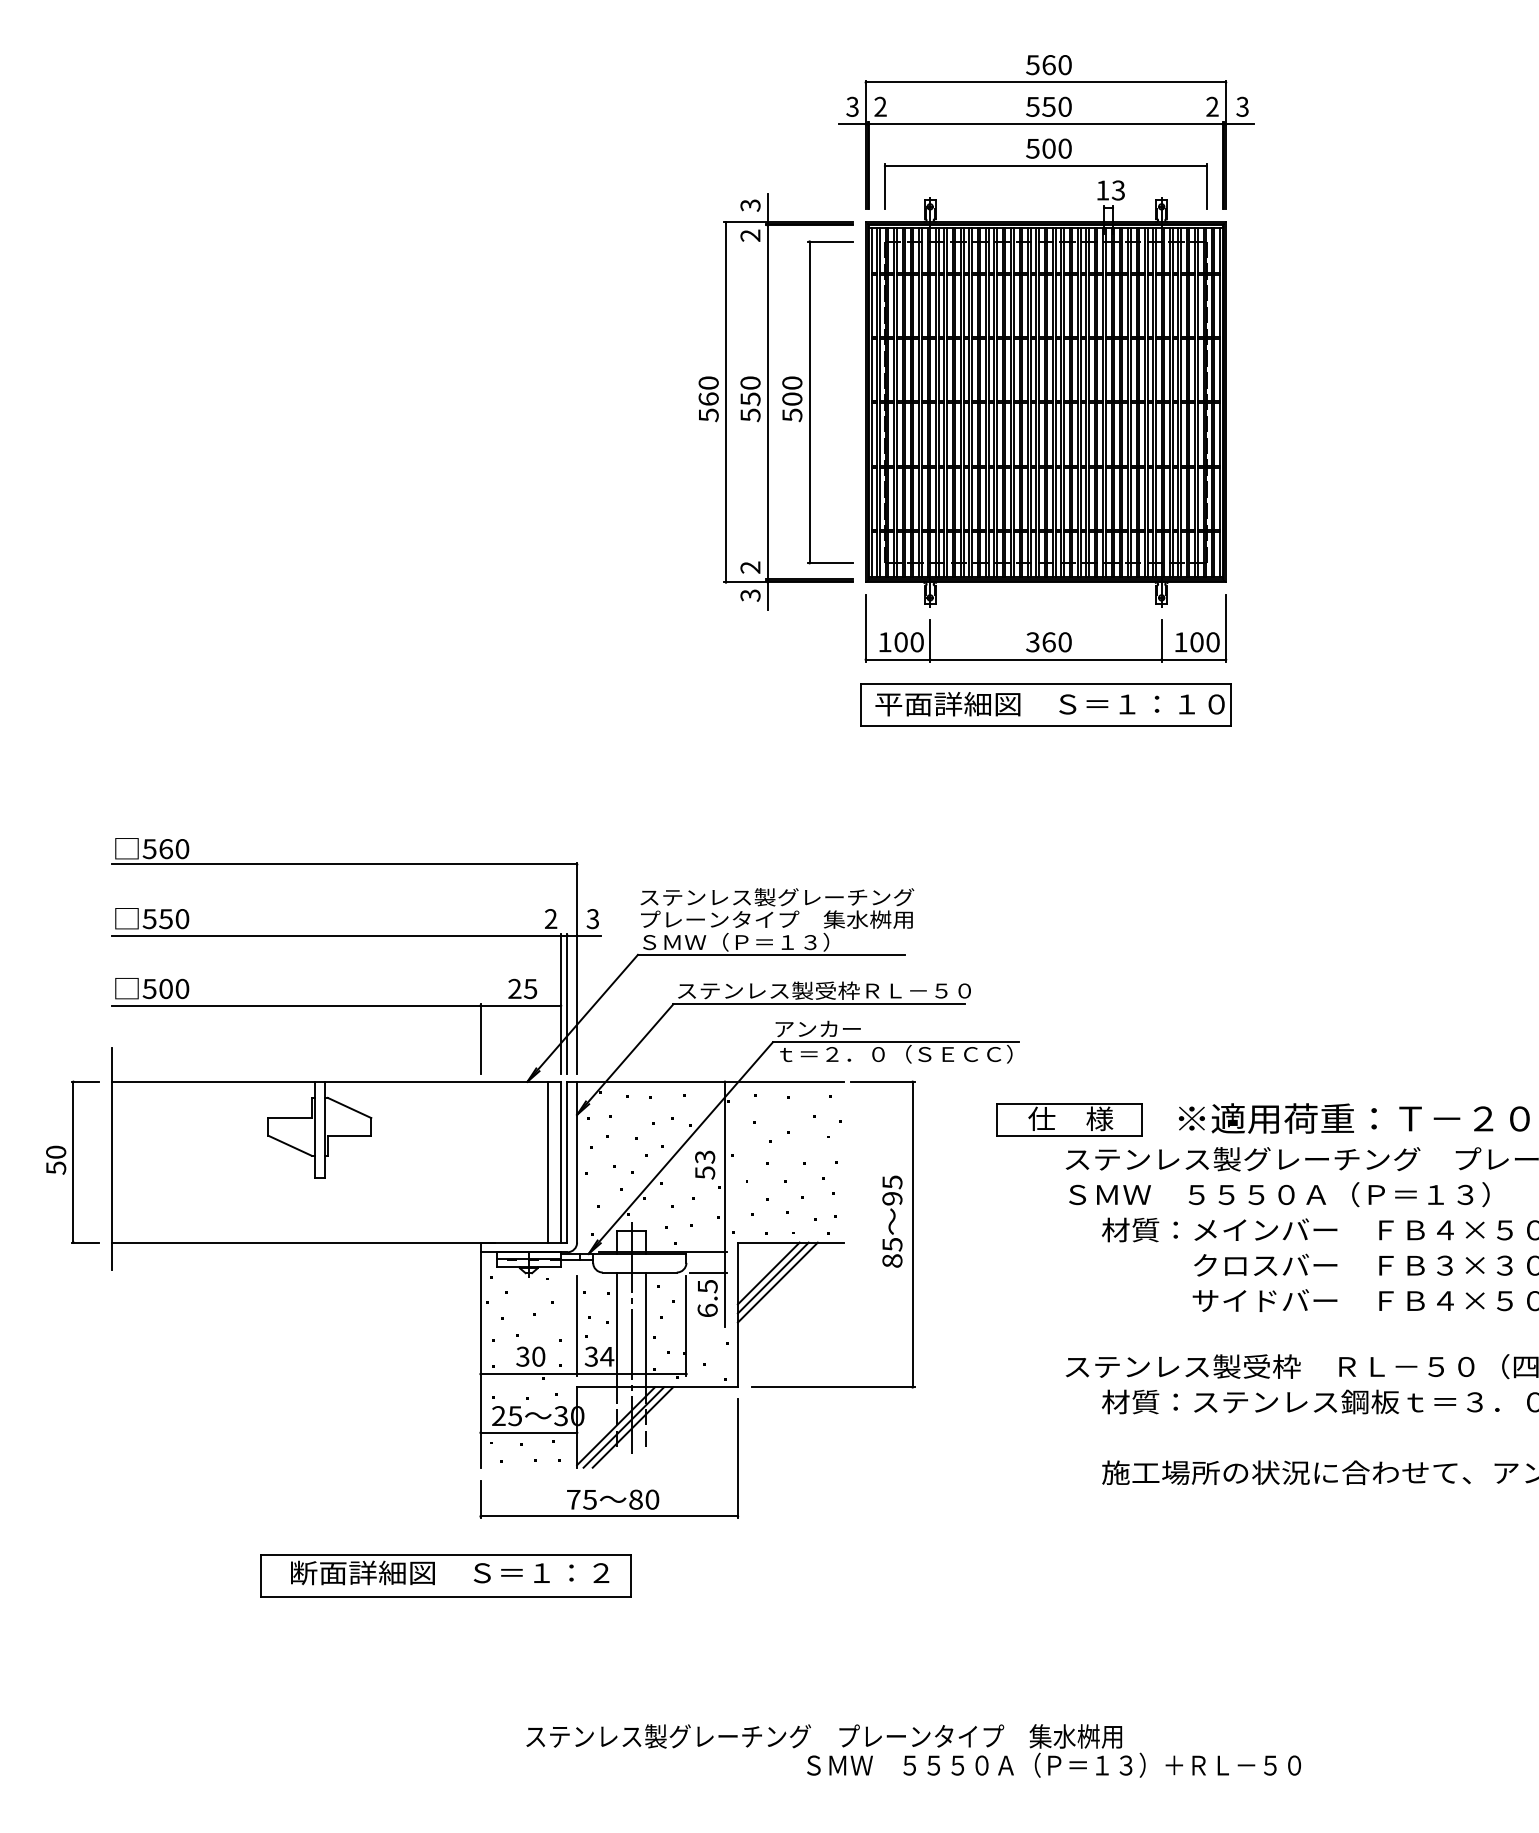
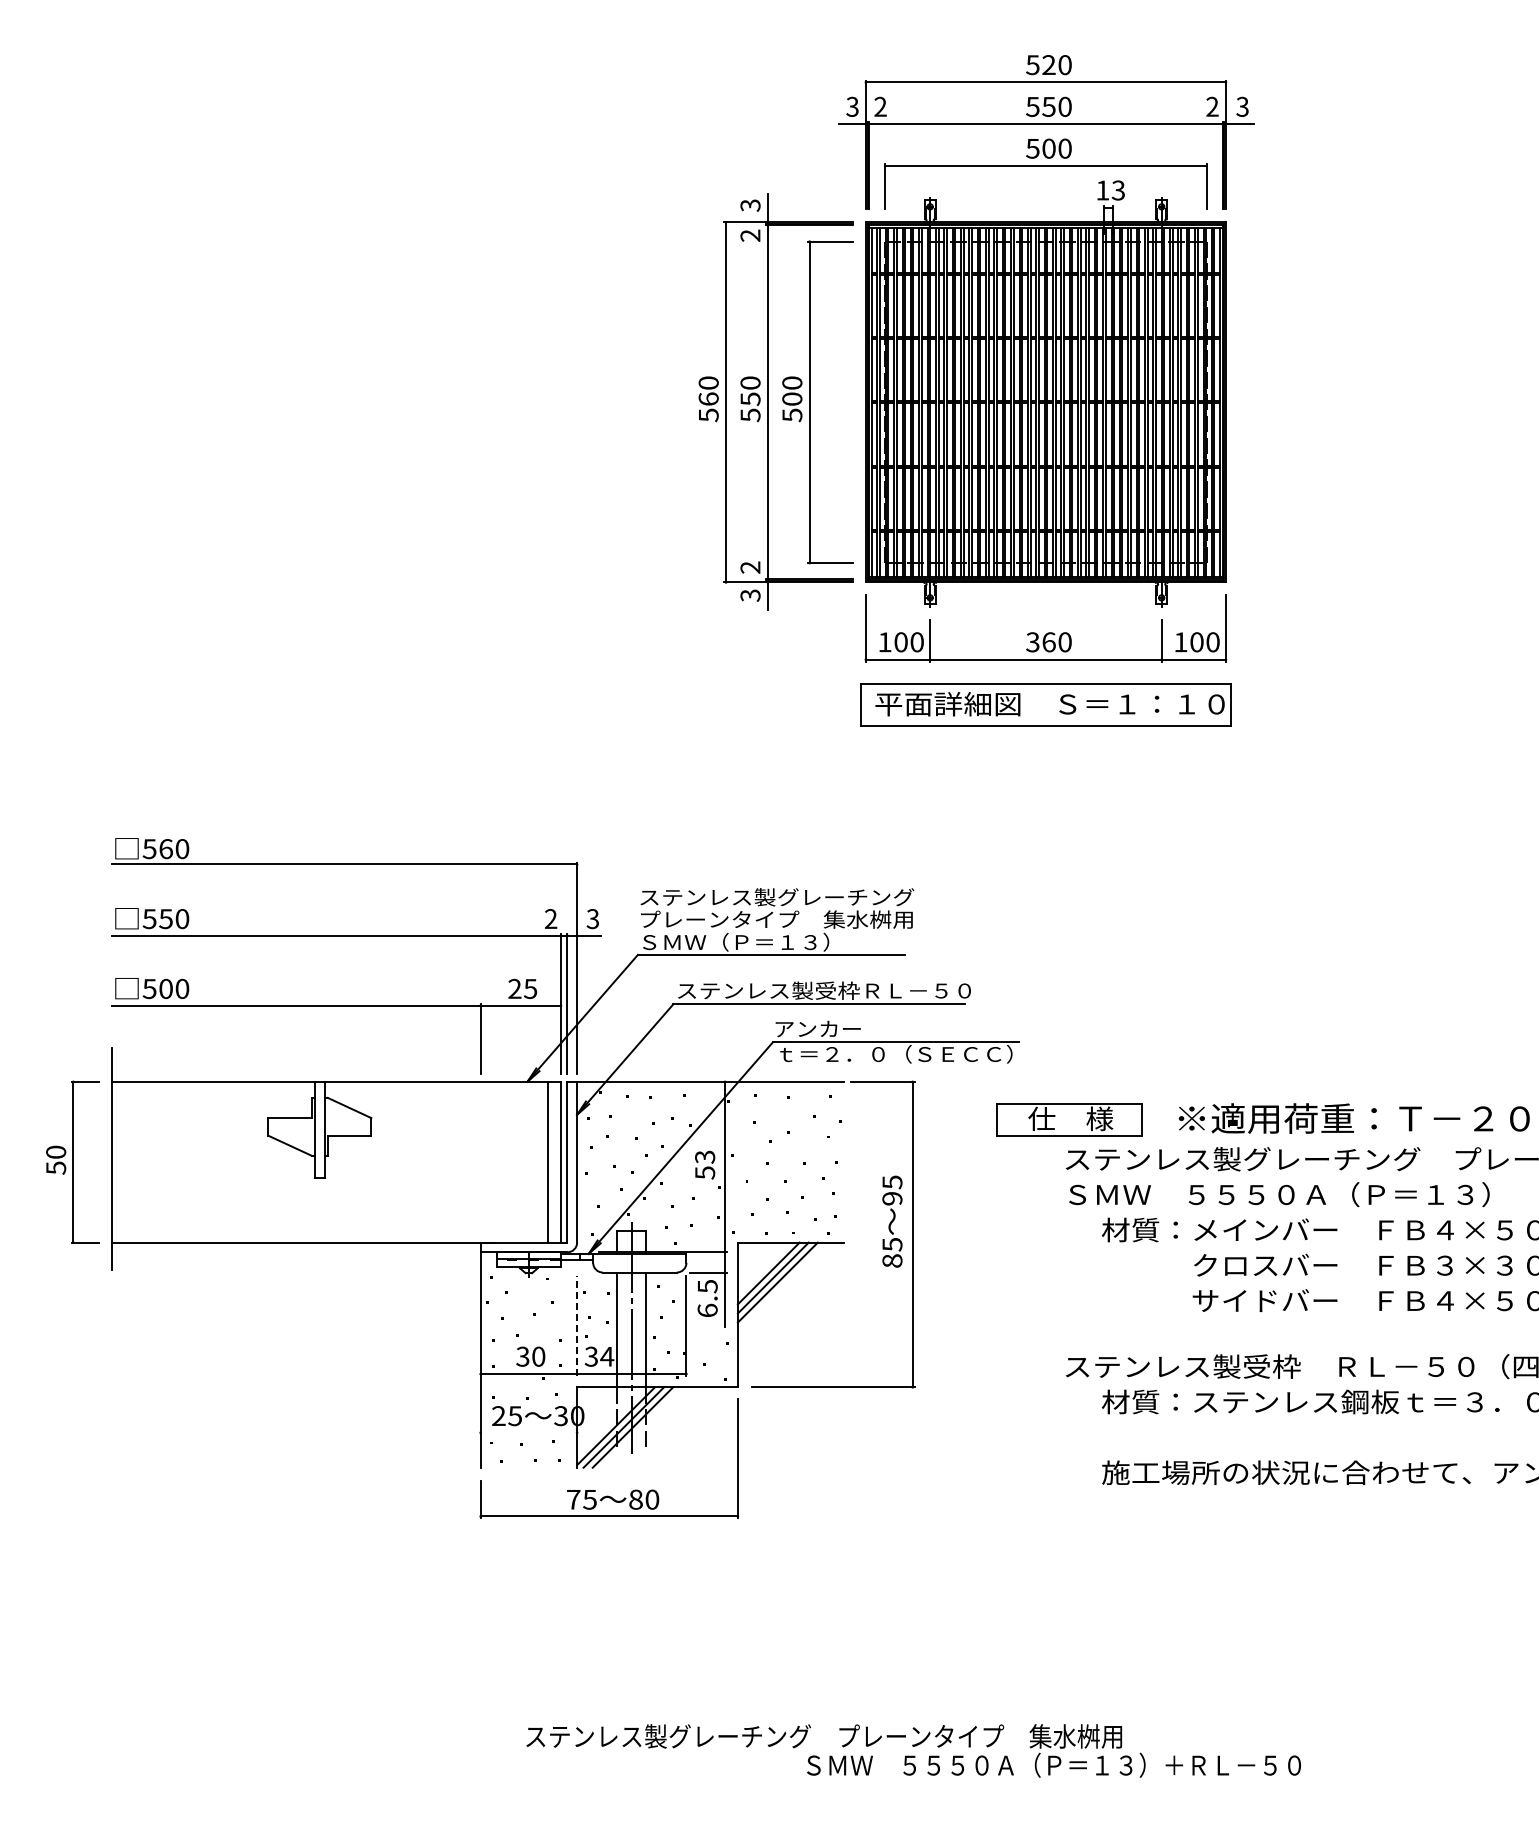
text: 560 -> 520 (1048, 65)
line: solid -> dashed (577, 1325)
line: present -> none (528, 1432)
part: present -> none (445, 1575)
